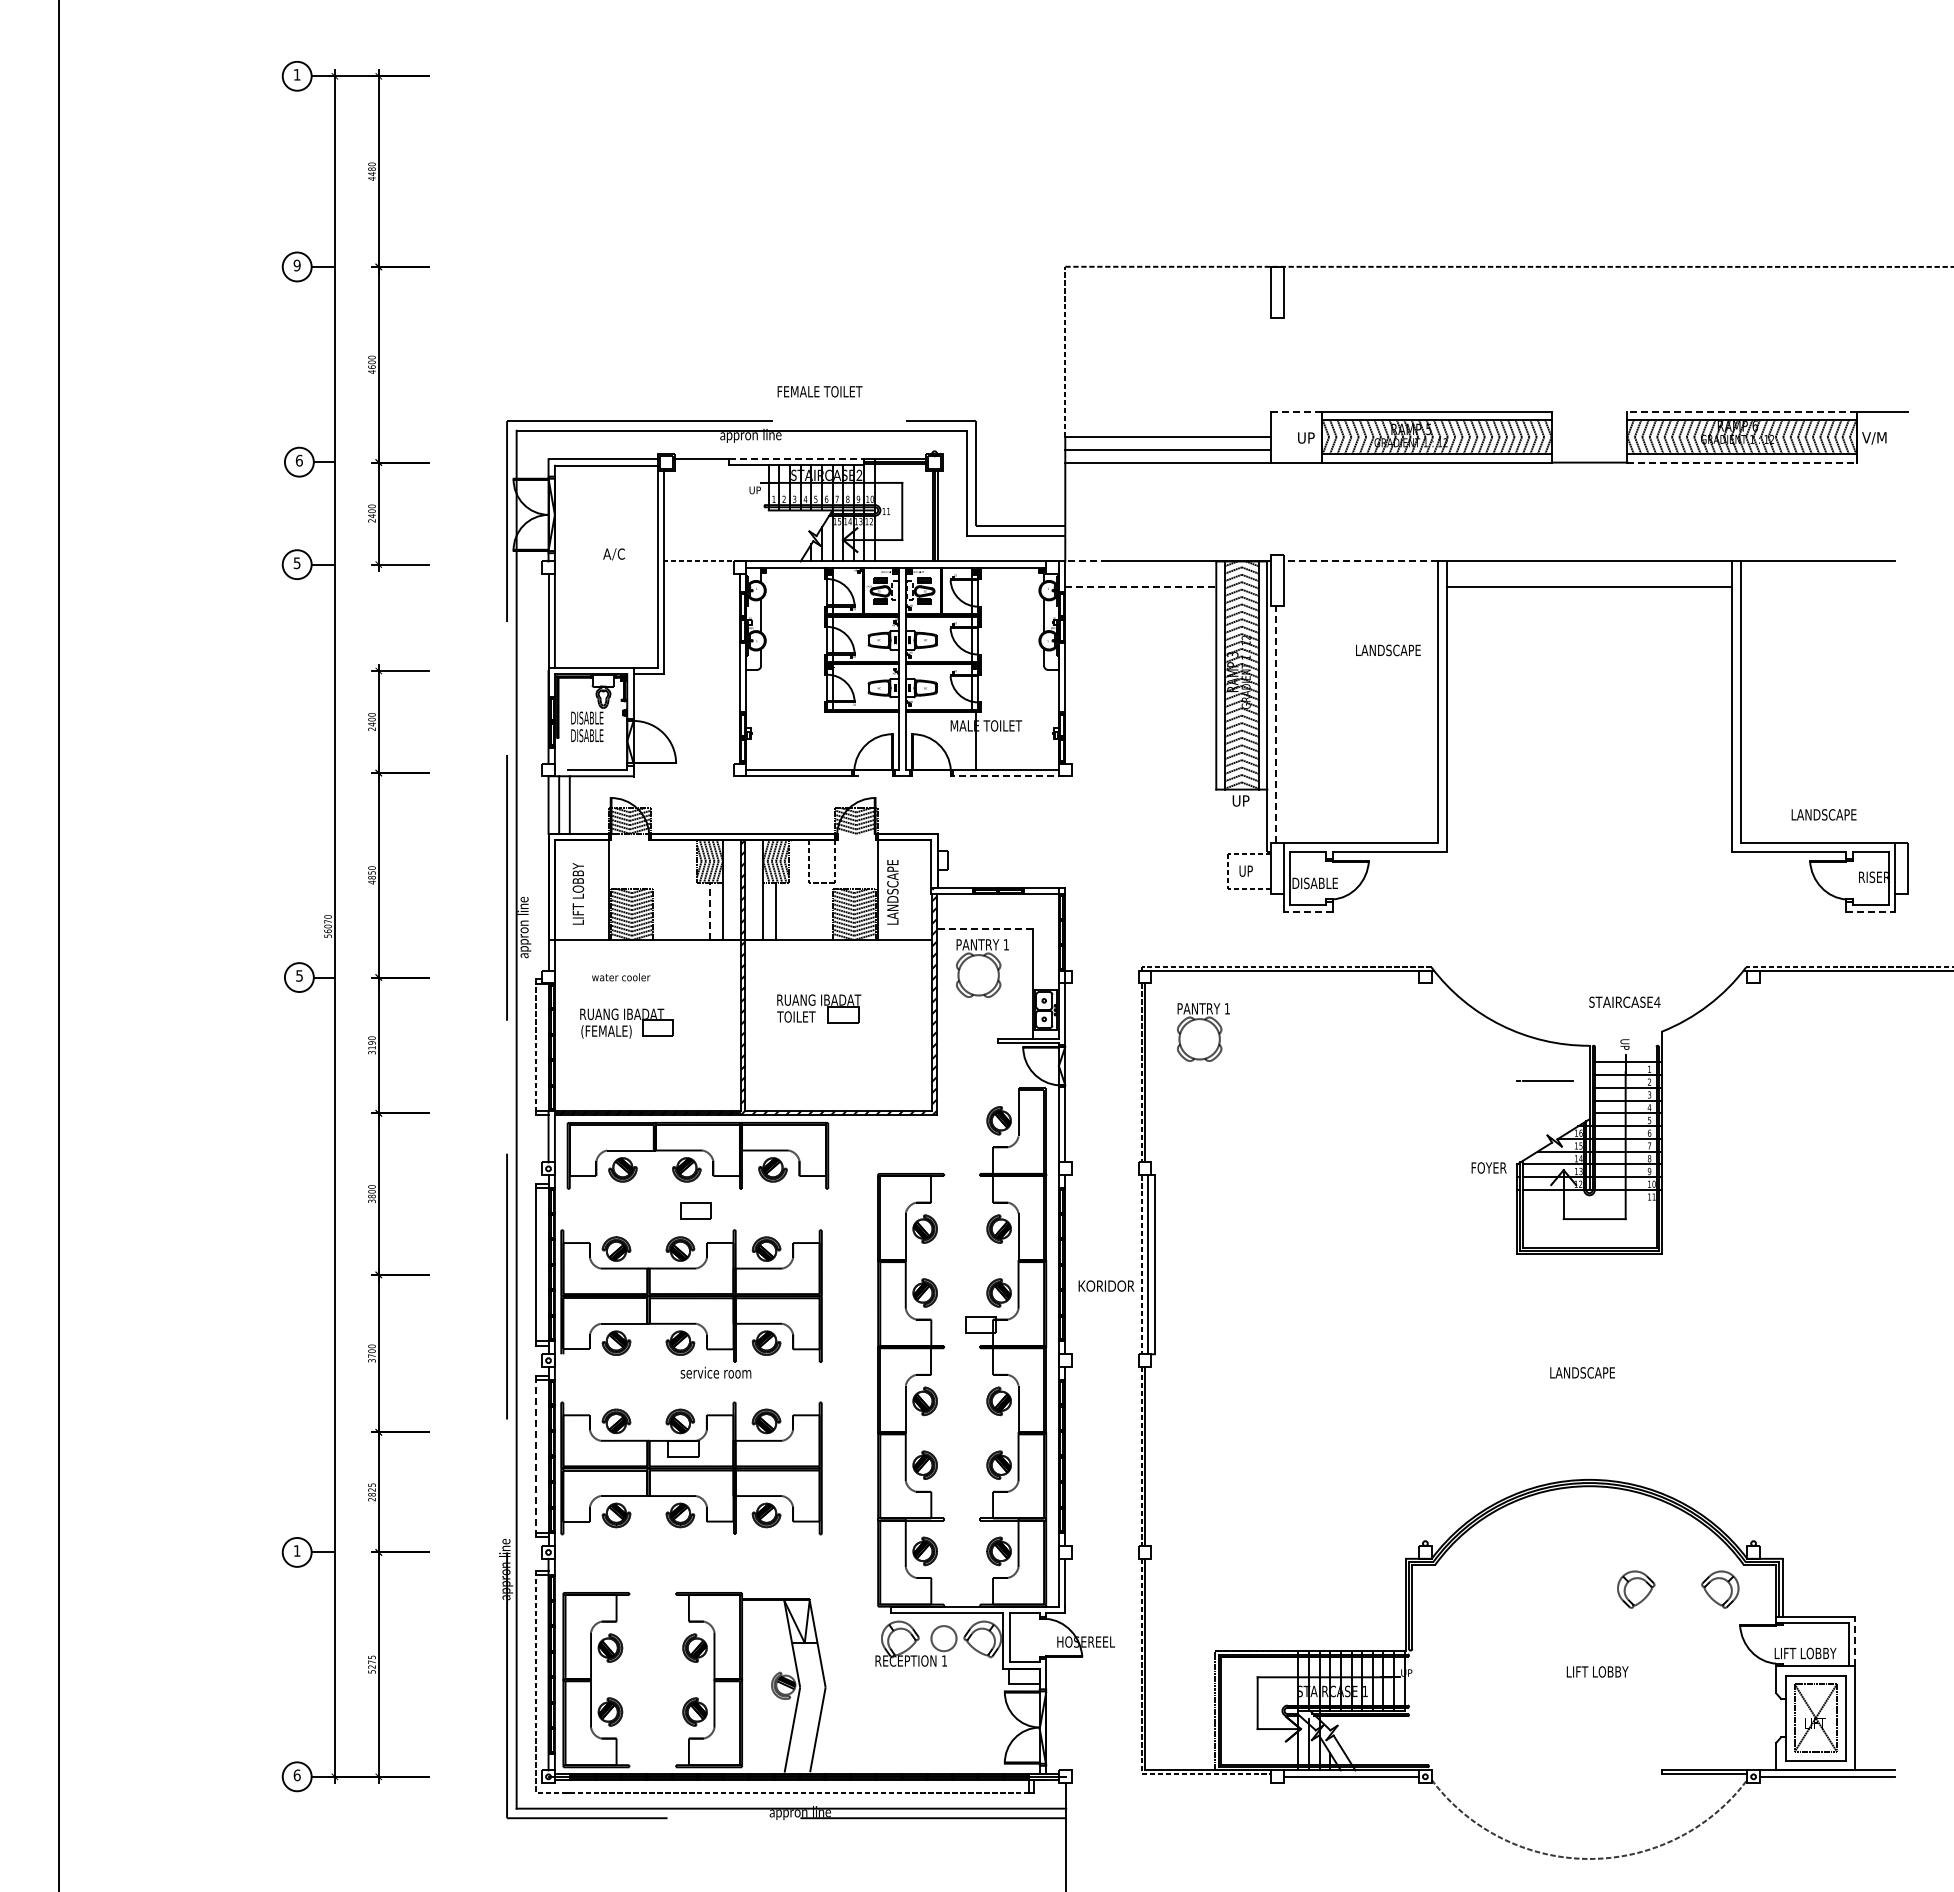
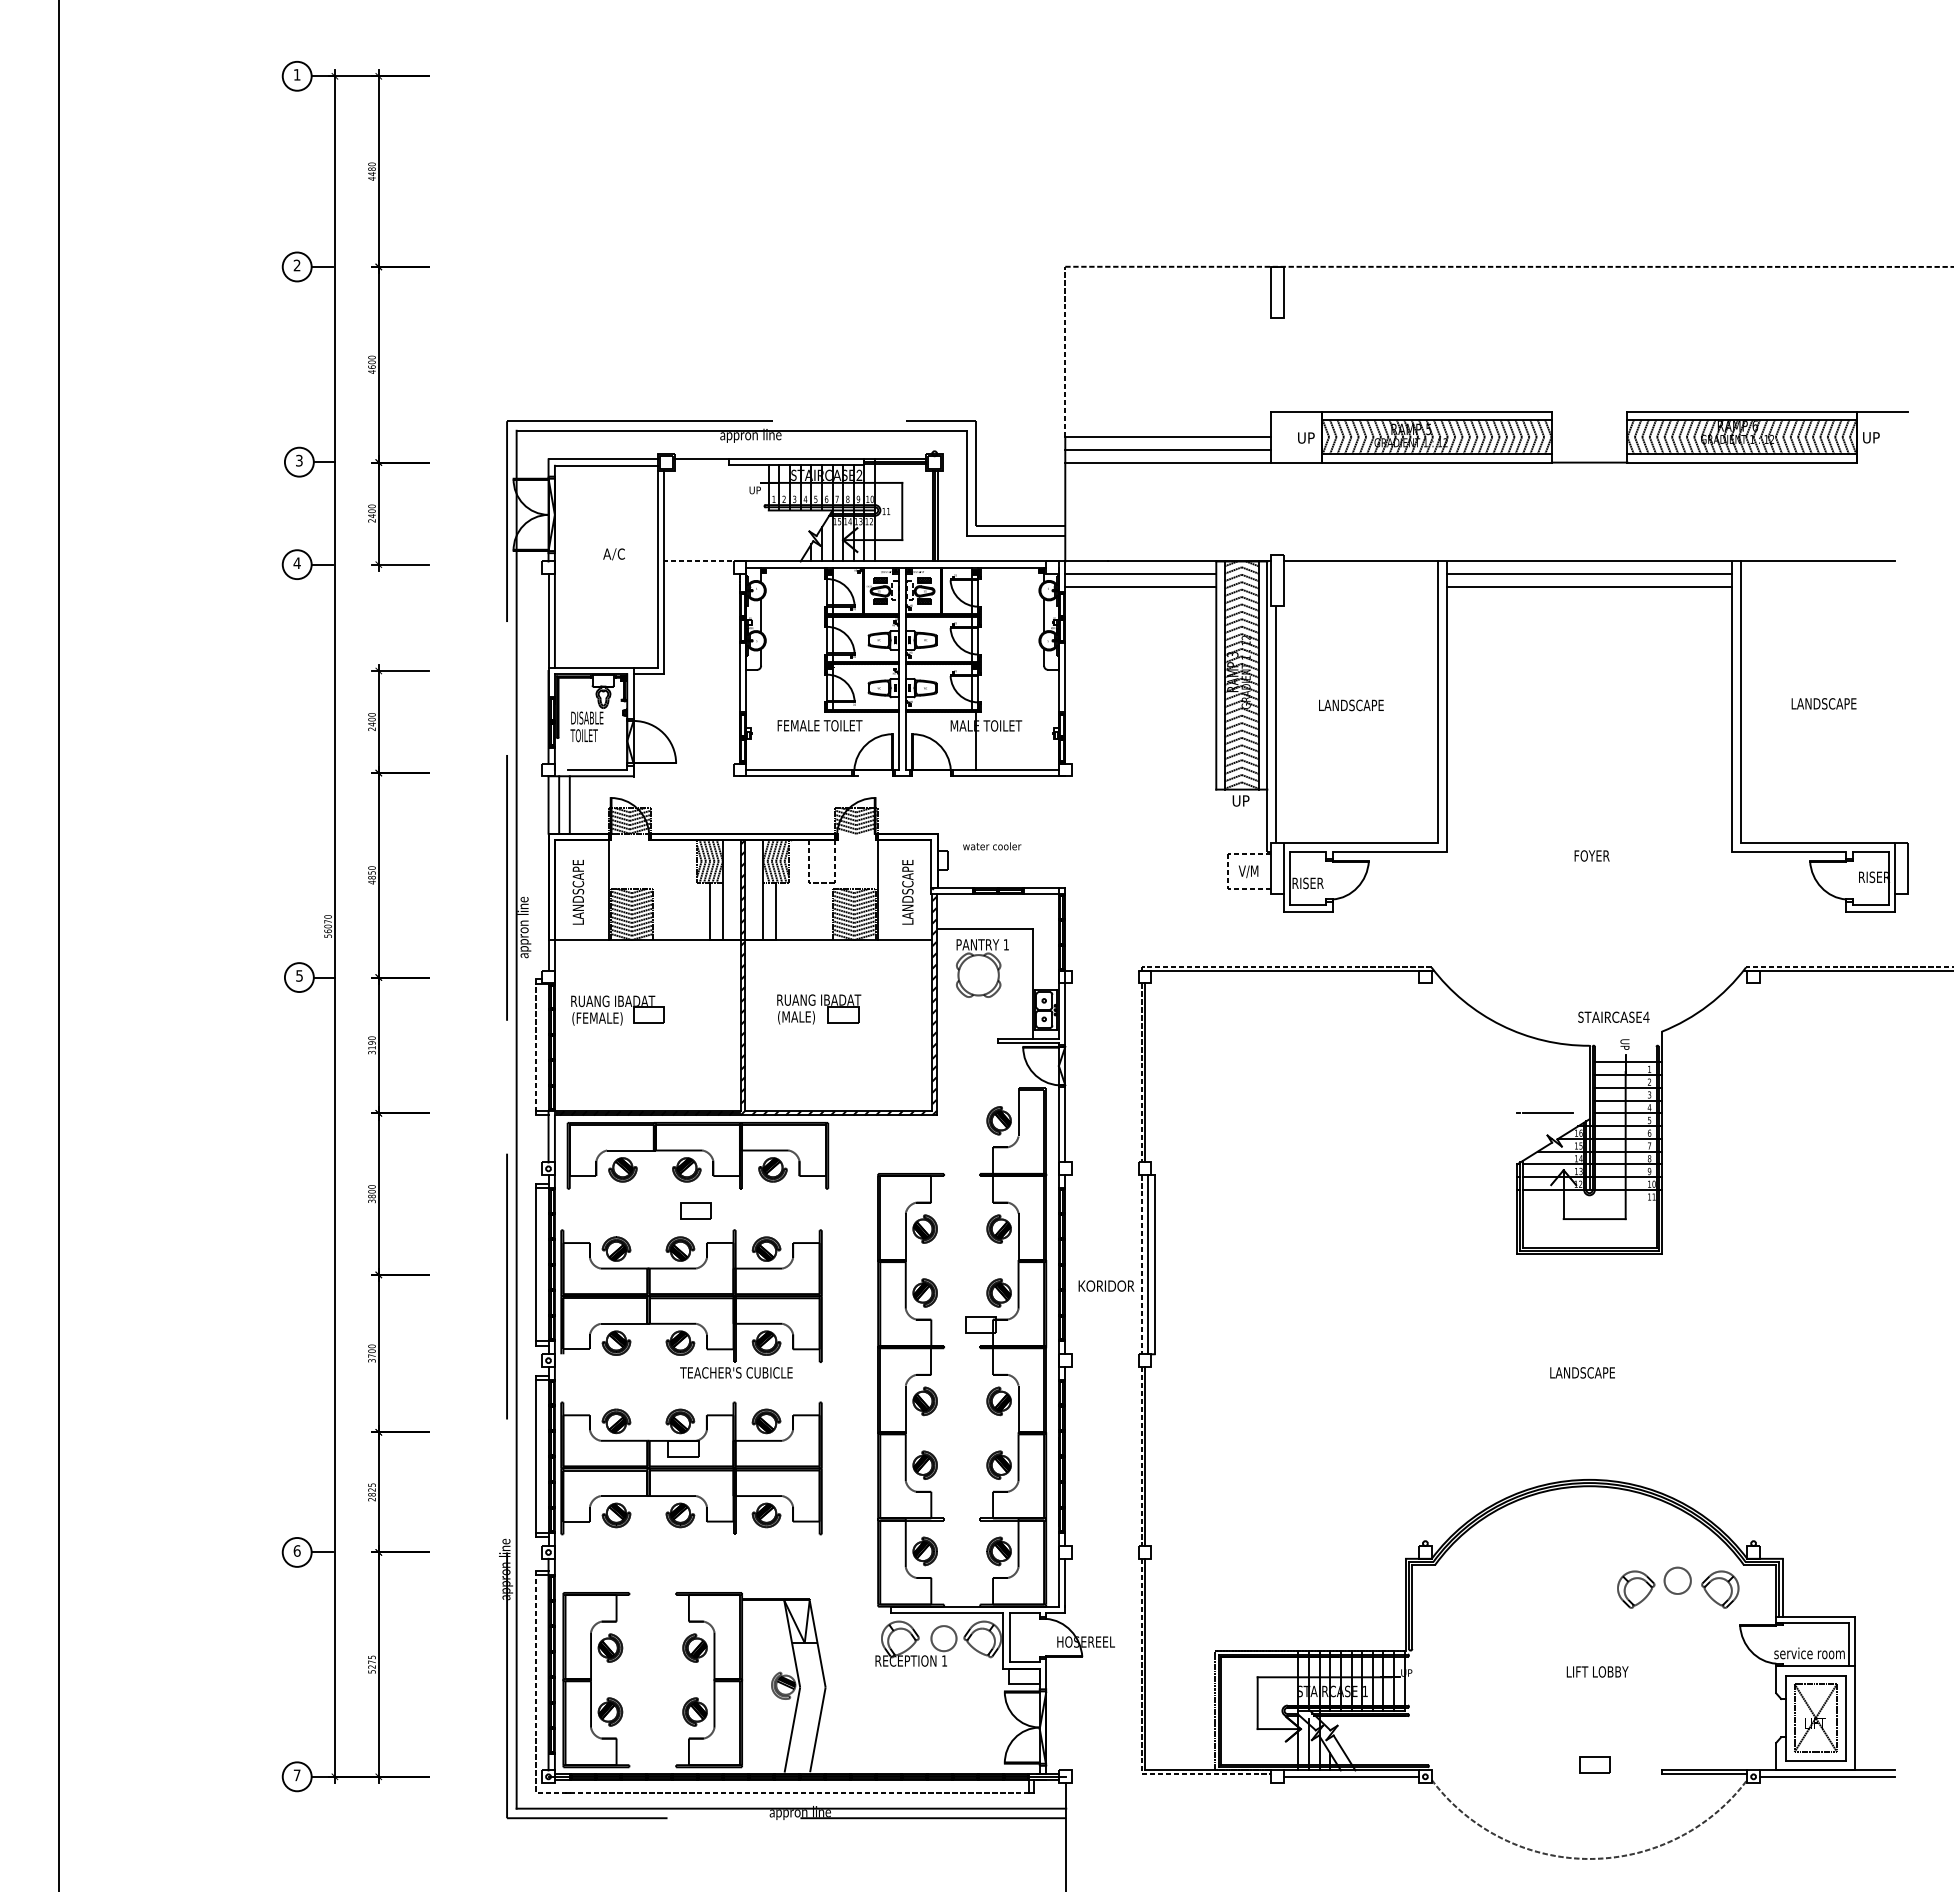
text: 9 -> 2 (296, 265)
text position: (819, 391) -> (819, 725) (819, 725)
line: dashed -> solid (1296, 411)
line: dashed -> solid (1742, 411)
text: V/M -> UP (1874, 438)
line: dashed -> solid (796, 459)
text: 6 -> 3 (299, 460)
line: dashed -> solid (1742, 462)
line: dashed -> solid (1086, 561)
line: dashed -> solid (1360, 561)
text: 5 -> 4 (296, 563)
line: none -> present (1140, 574)
line: none -> present (1589, 574)
line: dashed -> solid (1140, 587)
text position: (1388, 650) -> (1351, 705) (1351, 705)
line: dashed -> solid (1275, 724)
text: DISABLE -> TOILET (586, 735)
line: dashed -> solid (1008, 776)
text position: (1823, 814) -> (1823, 703) (1823, 703)
text: UP -> V/M (1248, 871)
text: DISABLE -> RISER (1315, 883)
text: LIFT LOBBY -> LANDSCAPE (578, 889)
text position: (892, 892) -> (907, 892) (907, 892)
line: dashed -> solid (710, 911)
line: dashed -> solid (1308, 911)
line: dashed -> solid (1870, 911)
line: dashed -> solid (985, 929)
text position: (621, 977) -> (992, 846) (992, 846)
text position: (1624, 1001) -> (1613, 1016) (1613, 1016)
text: TOILET -> (MALE) (796, 1017)
part position: (626, 1023) -> (617, 1010) (617, 1010)
part: present -> none (1203, 1032)
line position: (1544, 1080) -> (1544, 1112) (1544, 1112)
text position: (1488, 1167) -> (1591, 855) (1591, 855)
text: service room -> TEACHER'S CUBICLE (736, 1372)
line: dashed -> solid (535, 1456)
text: 1 -> 6 (296, 1550)
circle: none -> present (1677, 1580)
line: dashed -> solid (1855, 1640)
text: LIFT LOBBY -> service room (1809, 1653)
part: none -> present (1594, 1764)
text: 6 -> 7 (296, 1775)
